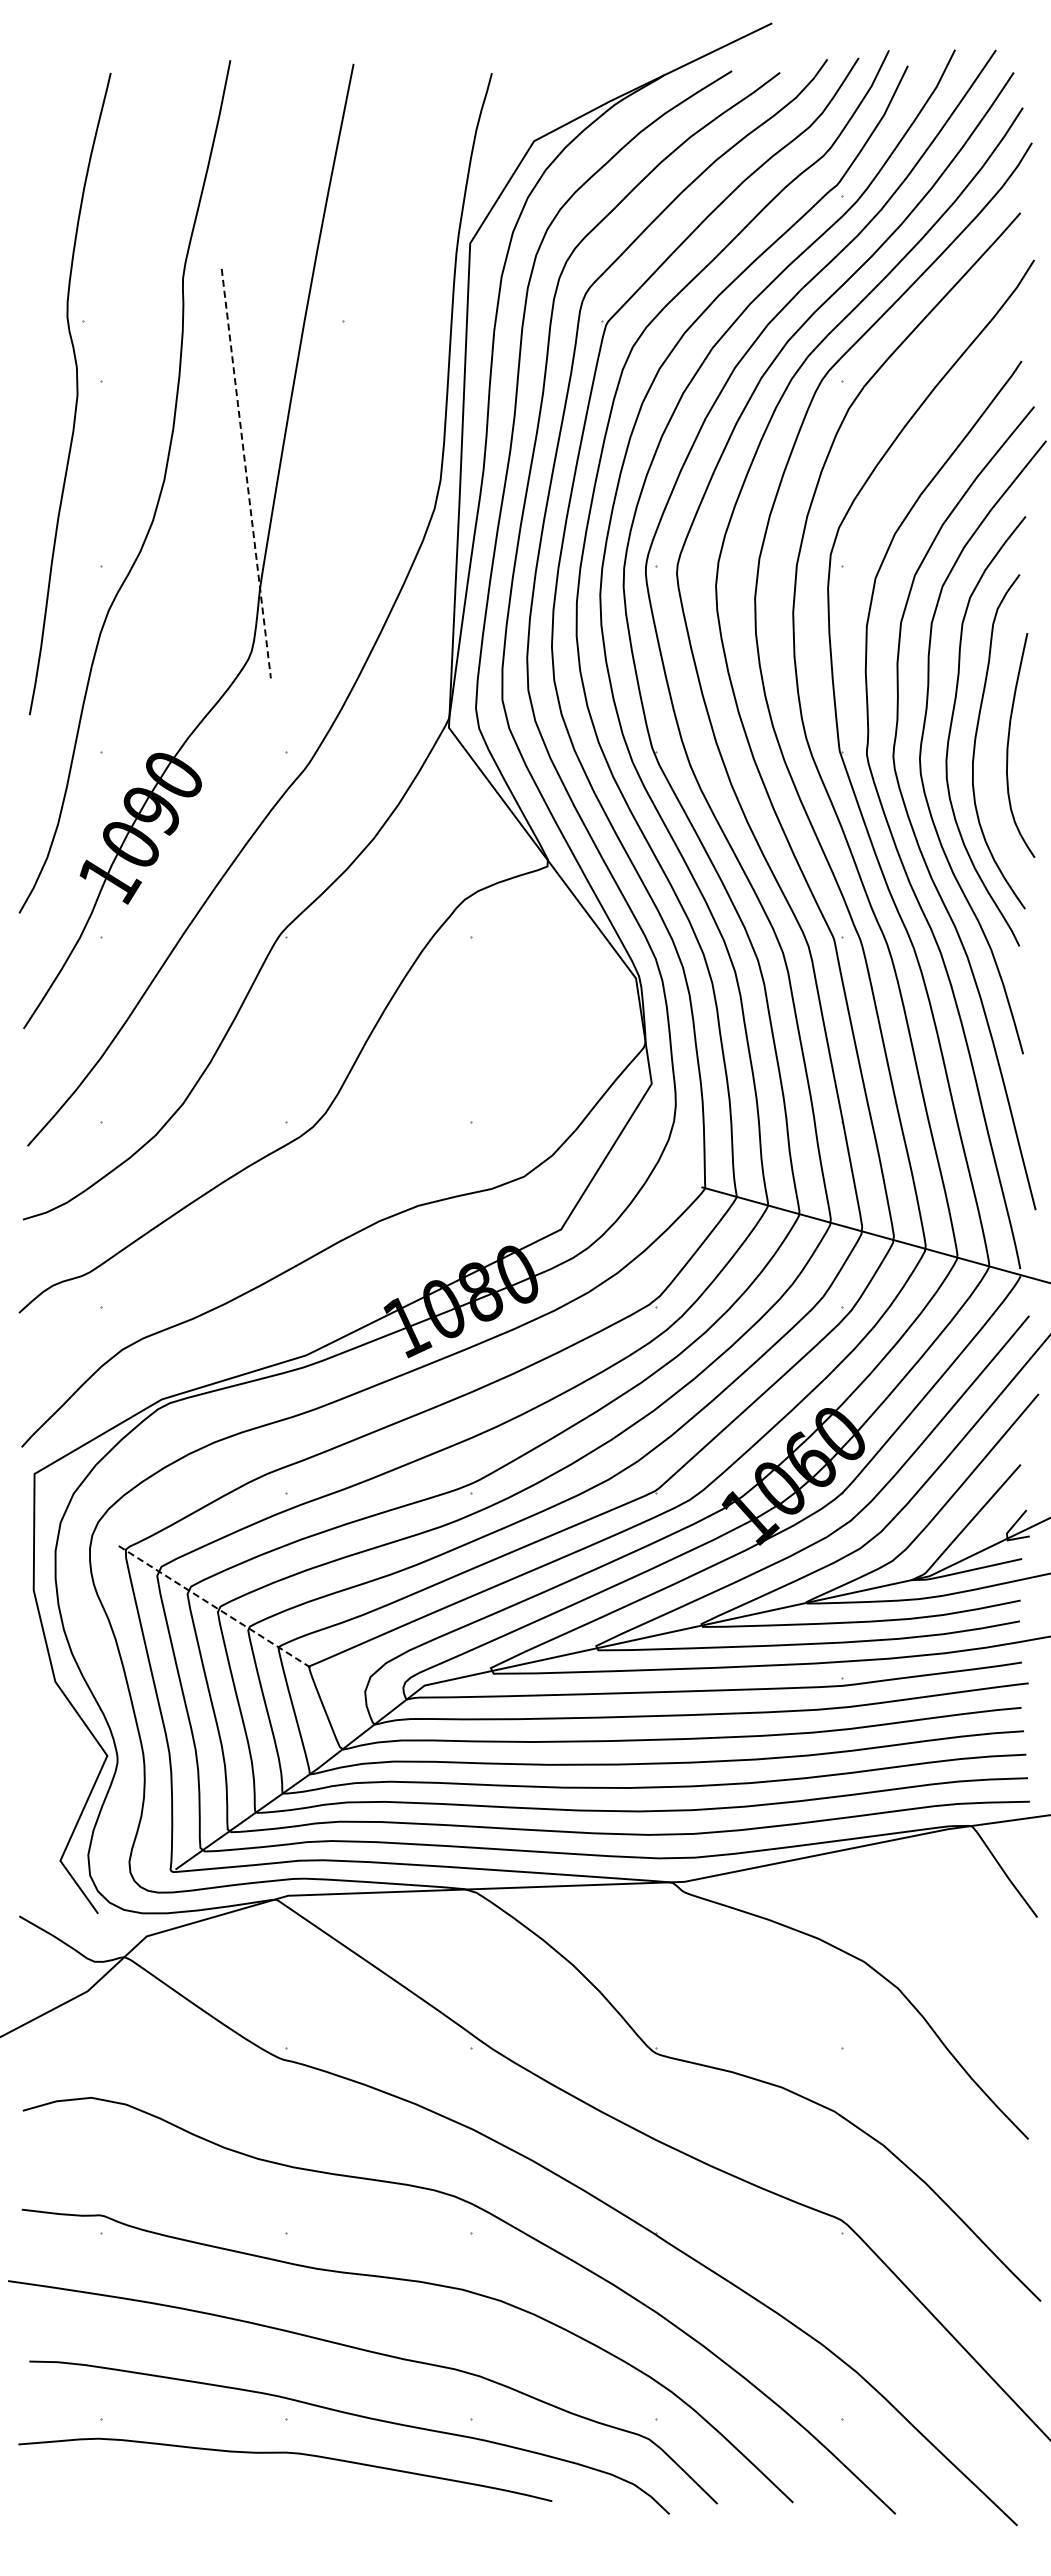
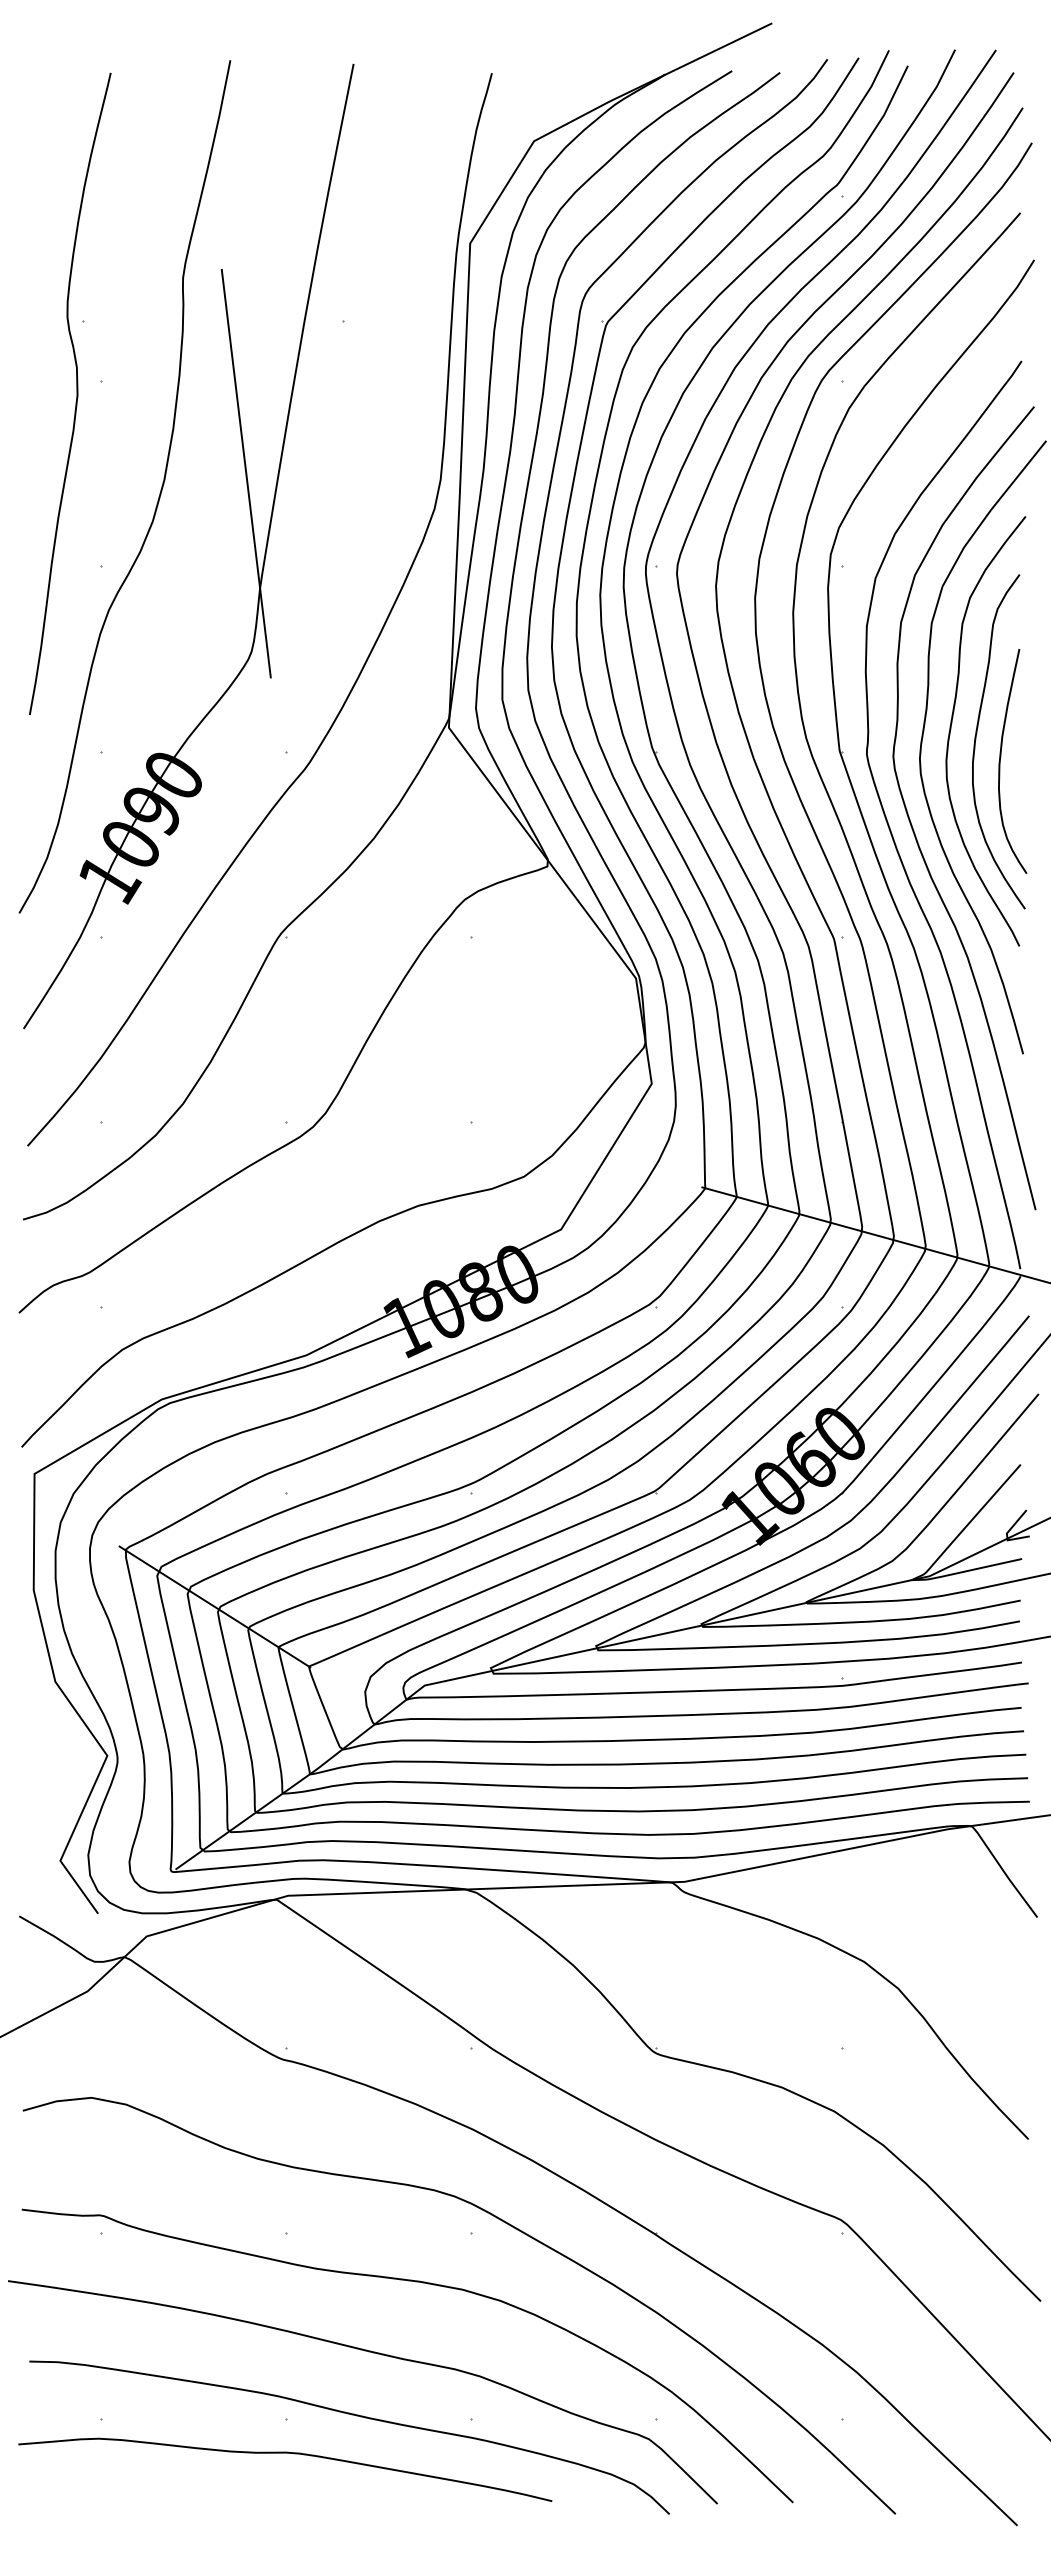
line: dashed -> solid (246, 474)
curve position: (1009, 741) -> (1001, 757) (1001, 757)
line: dashed -> solid (214, 1606)
